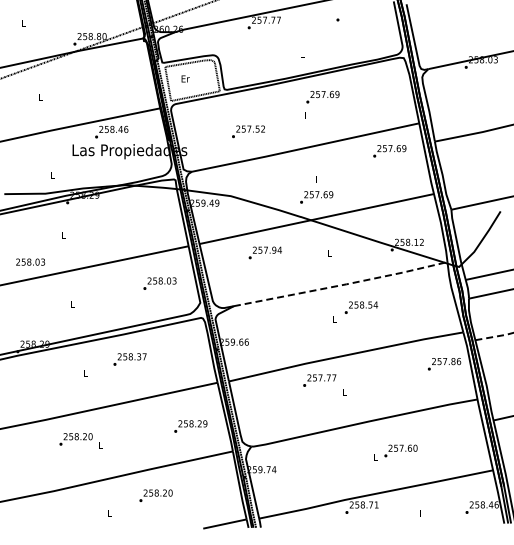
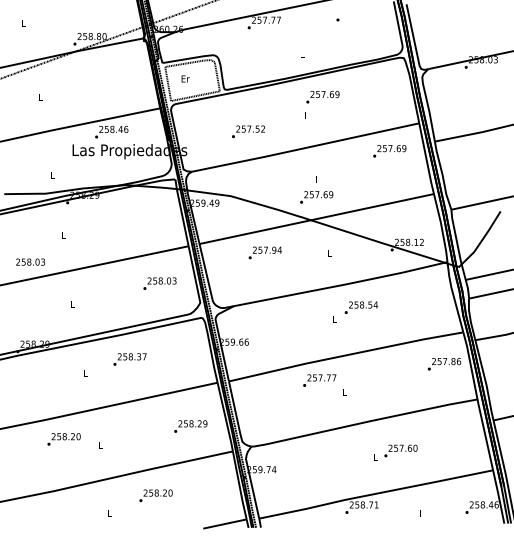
line: dashed -> solid (342, 285)
line: dashed -> solid (494, 336)
text position: (75, 439) -> (63, 439) (63, 439)
